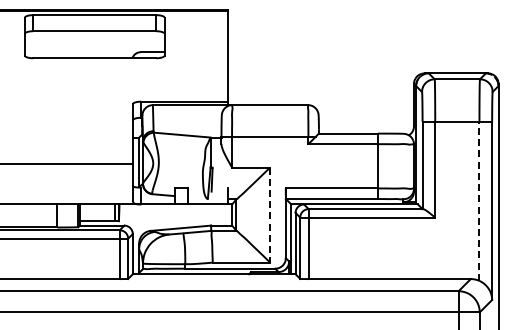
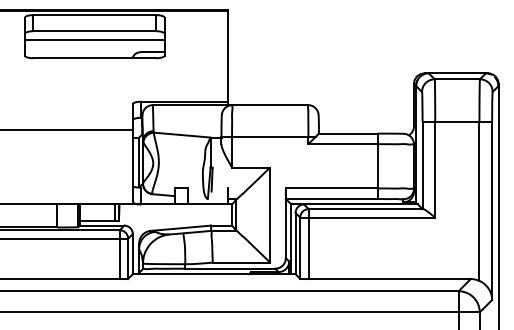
line: none -> present (94, 39)
line position: (67, 164) -> (67, 130) (67, 130)
line: dashed -> solid (479, 201)
line: dashed -> solid (270, 215)
